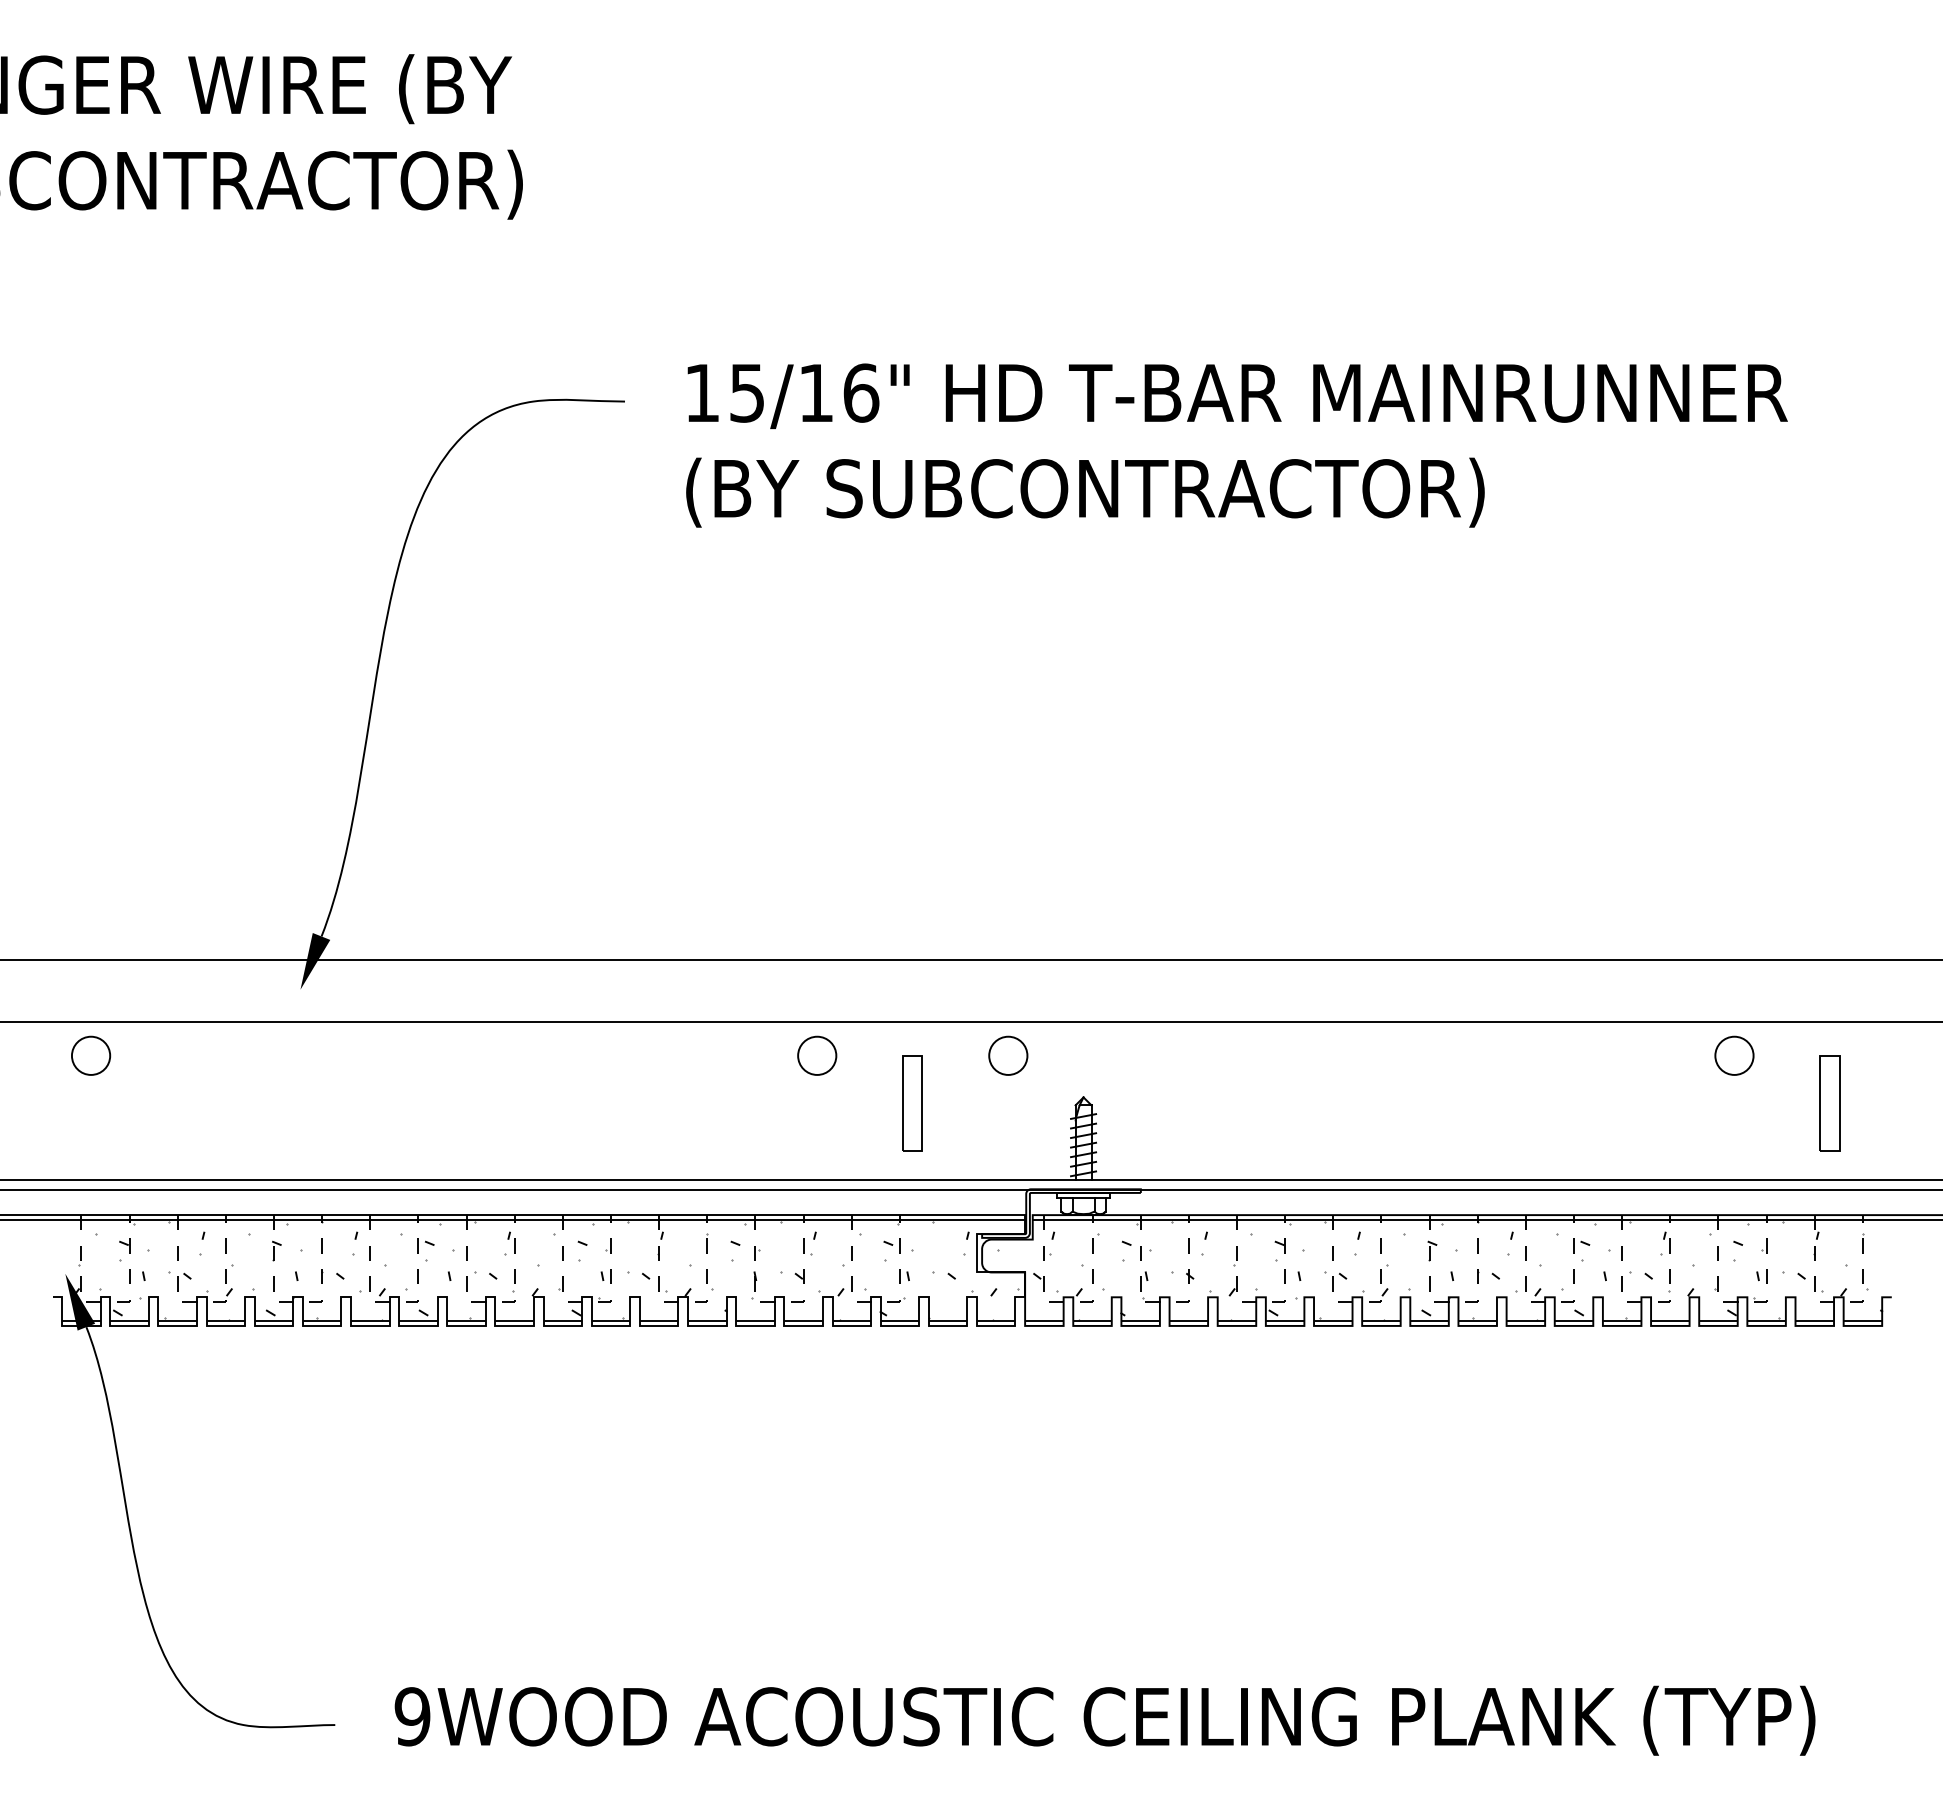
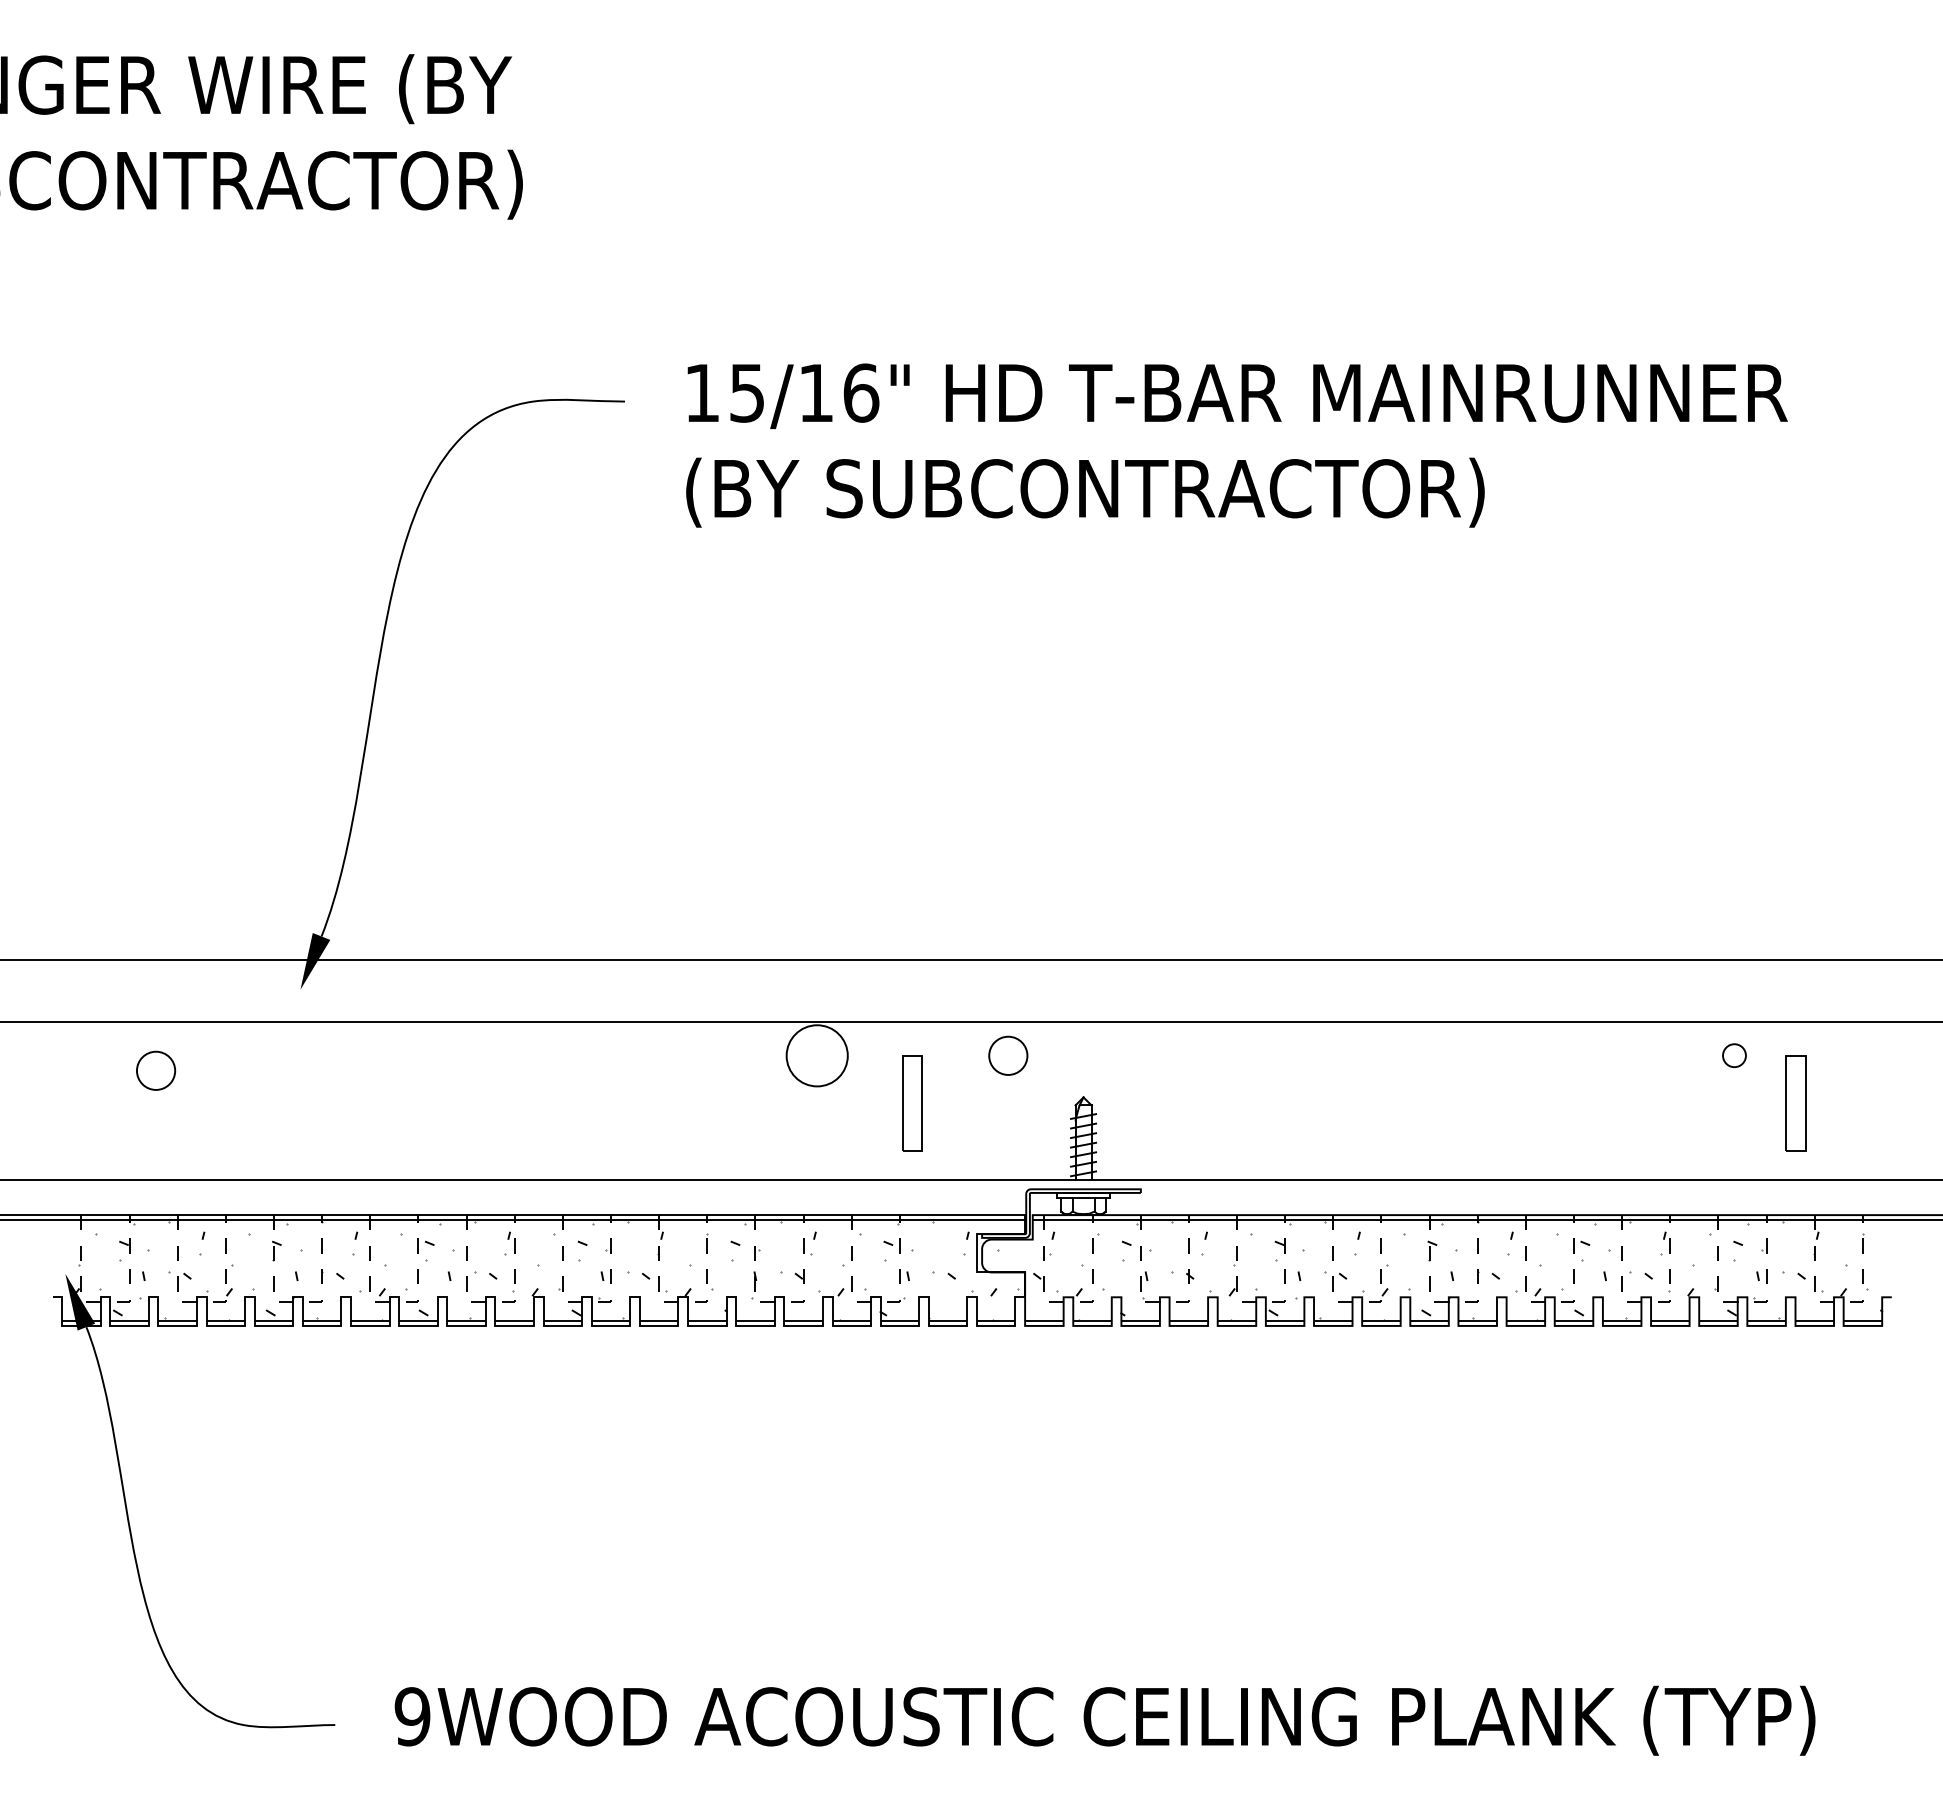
circle position: (91, 1055) -> (156, 1070) (156, 1070)
circle diameter: 38 px -> 61 px (816, 1055)
circle size: 41x41 px -> 25x26 px (1734, 1055)
part position: (1829, 1103) -> (1795, 1103) (1795, 1103)
line: present -> none (970, 1189)
